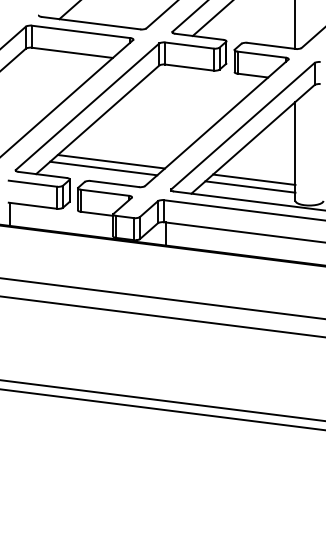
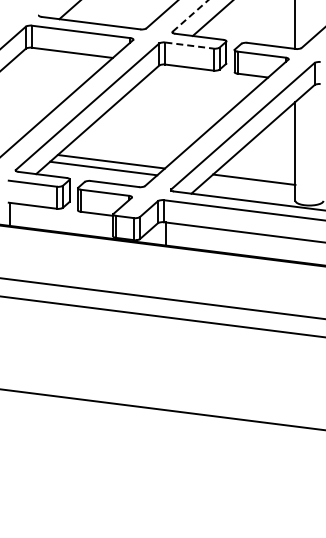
line: solid -> dashed (190, 15)
line: solid -> dashed (189, 45)
line: present -> none (250, 186)
line: present -> none (162, 400)
